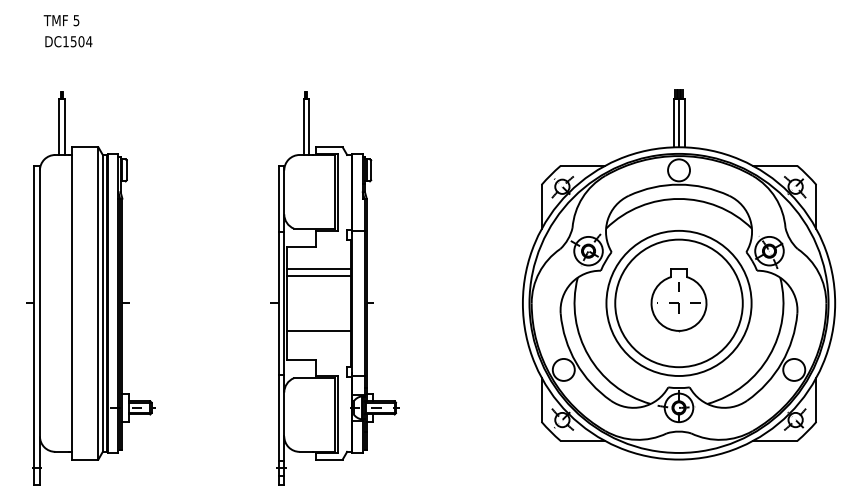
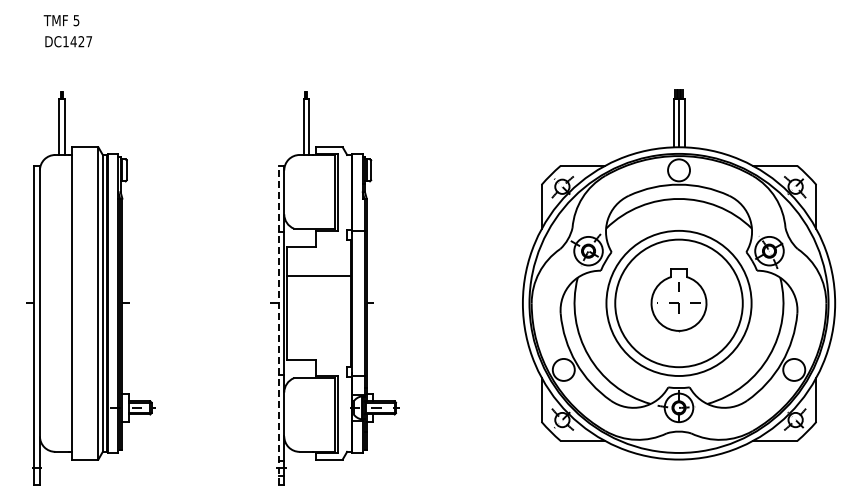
text: DC1504 -> DC1427 (81, 41)
line: present -> none (319, 269)
line: solid -> dashed (278, 324)
line: present -> none (319, 330)
